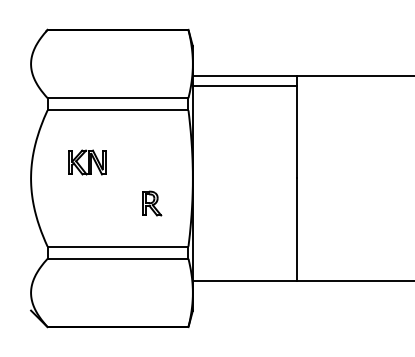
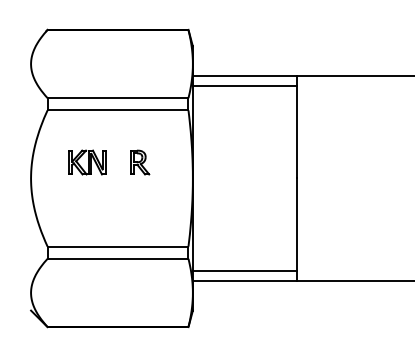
part position: (152, 203) -> (140, 162) (140, 162)
line: none -> present (244, 271)
